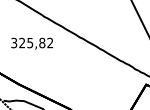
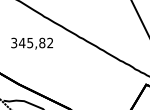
text: 325,82 -> 345,82 (22, 42)
